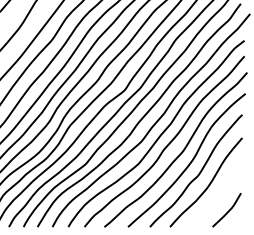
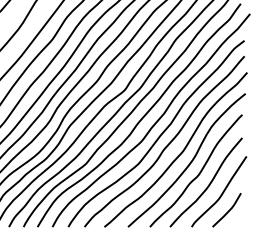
curve: none -> present (221, 193)
